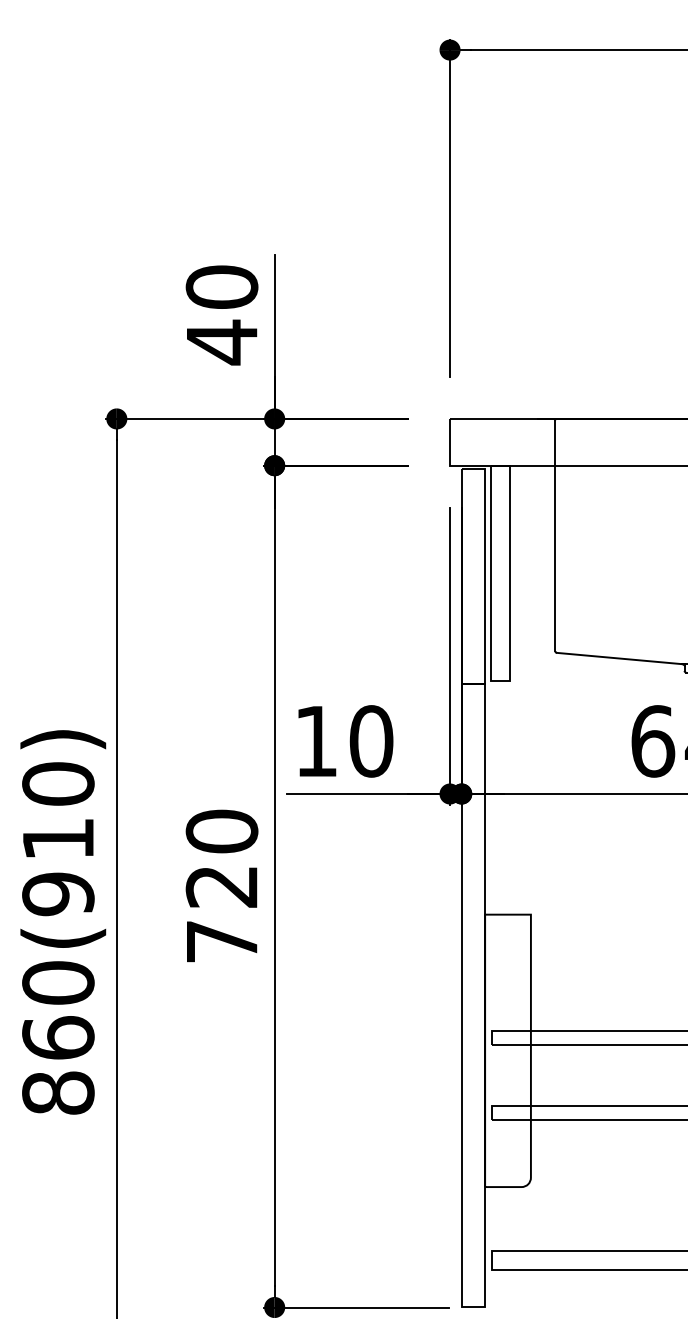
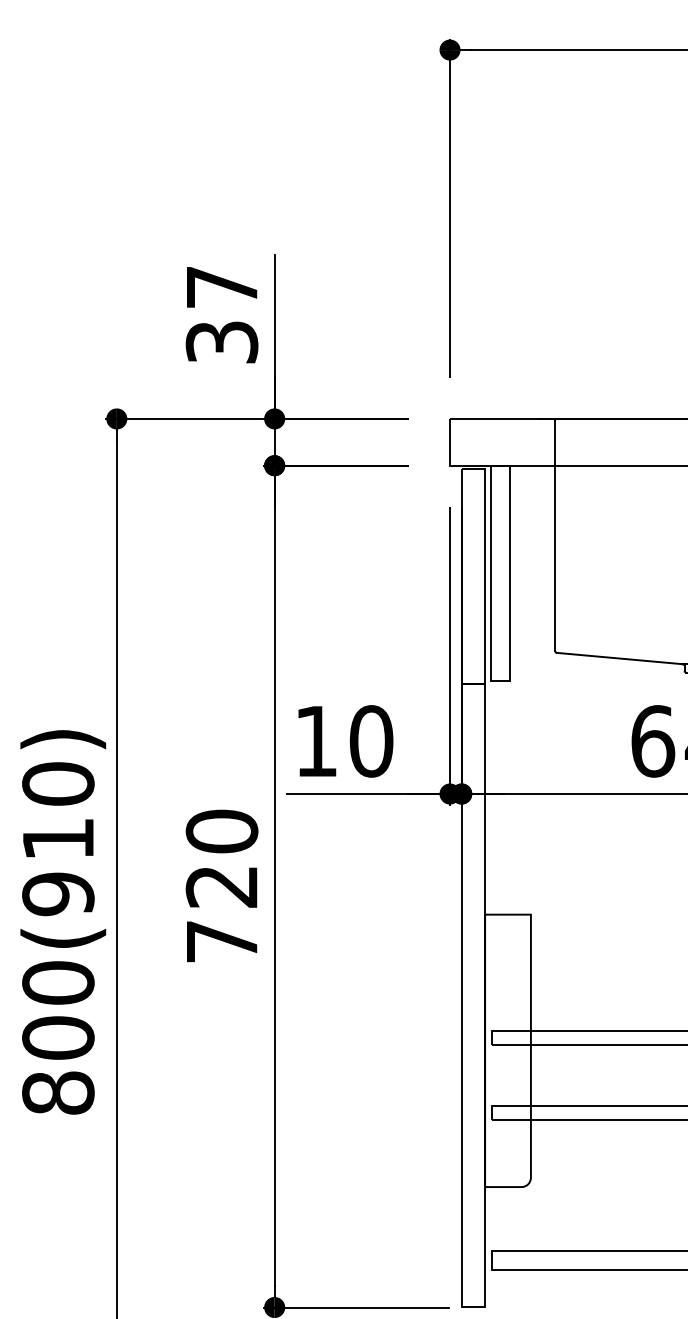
text: 40 -> 37 (221, 315)
text: 860(910) -> 800(910) (58, 1037)
